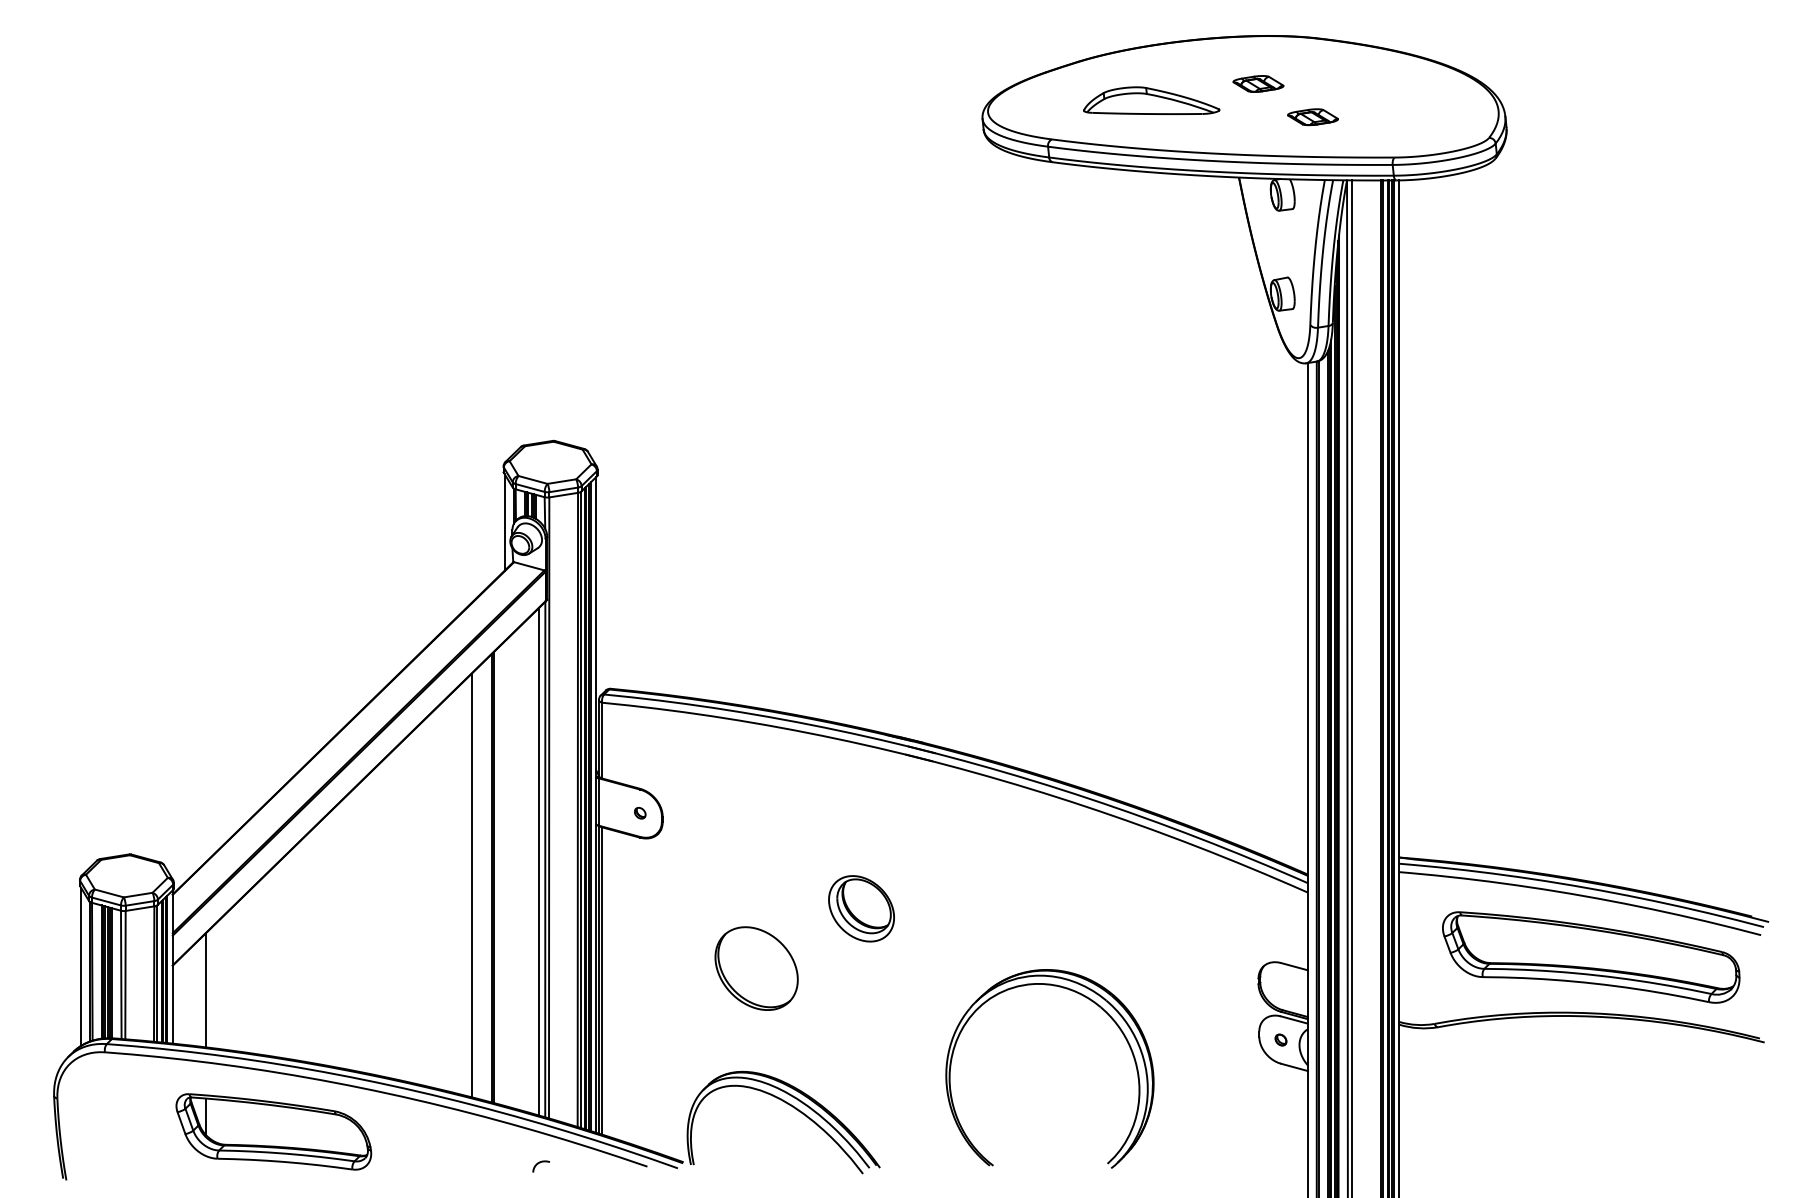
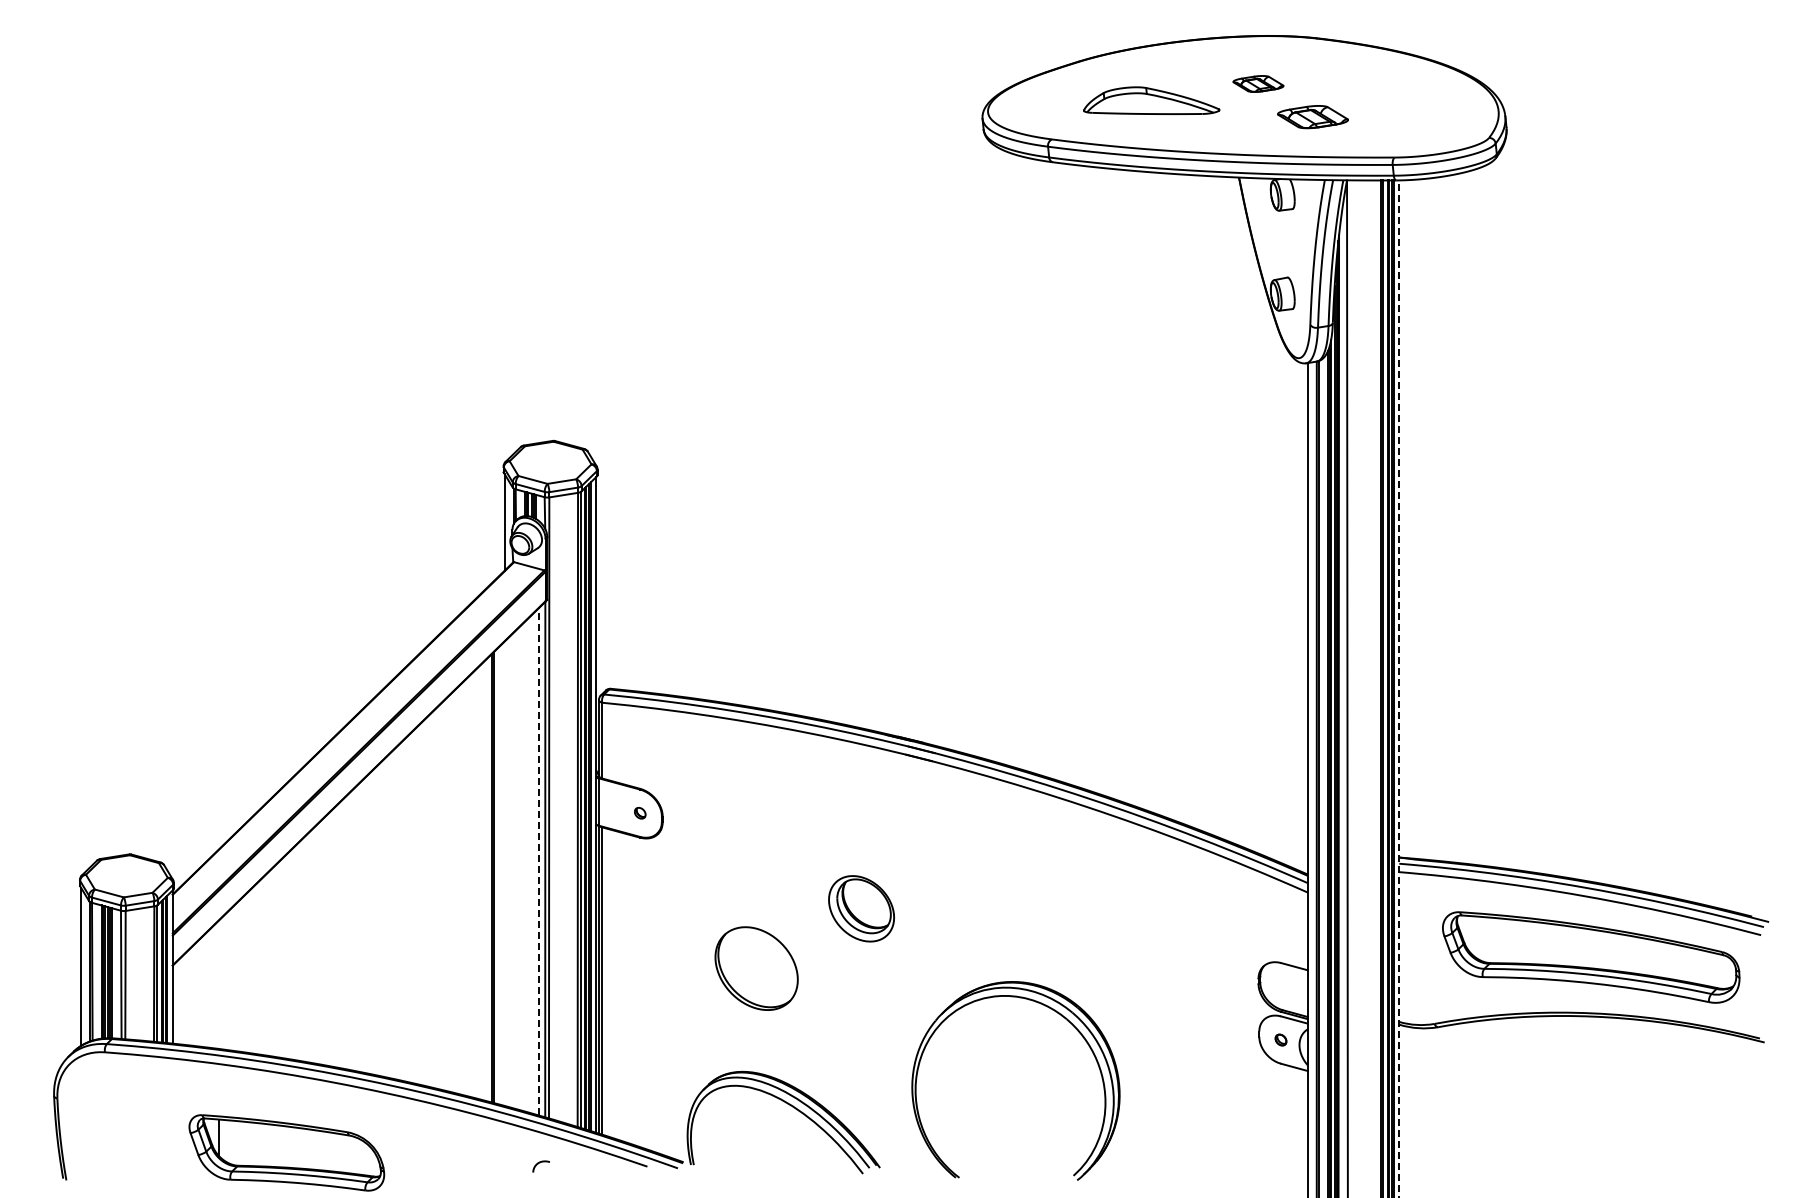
part size: 52x19 px -> 72x25 px (1312, 117)
line: present -> none (1351, 687)
line: solid -> dashed (1399, 688)
line: solid -> dashed (538, 861)
line: present -> none (471, 885)
line: present -> none (206, 989)
part position: (1102, 1010) -> (1068, 1022) (1068, 1022)
part position: (273, 1131) -> (286, 1152) (286, 1152)
